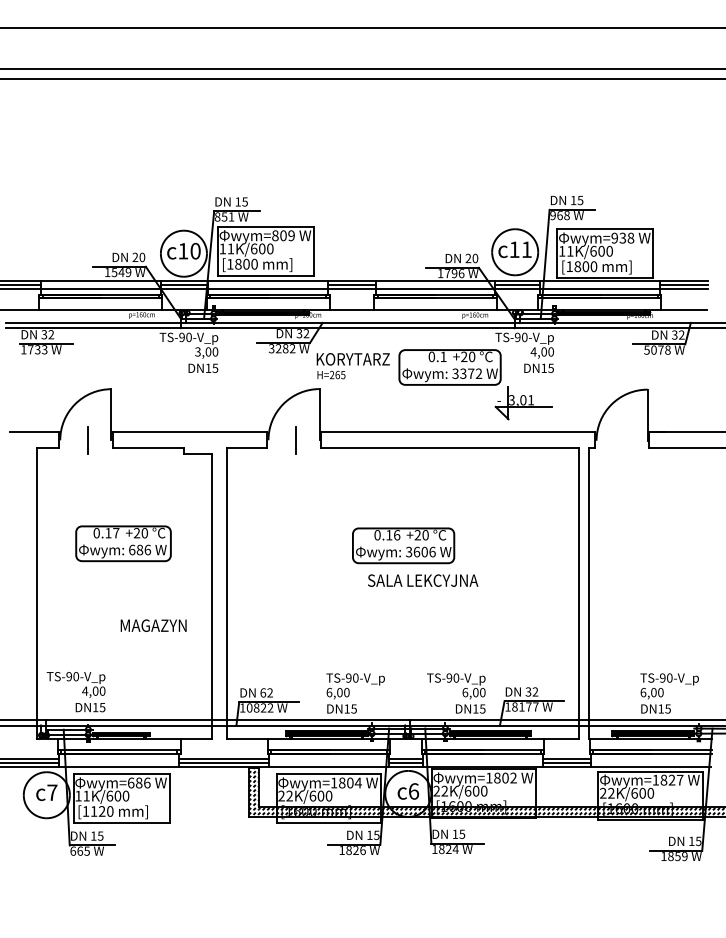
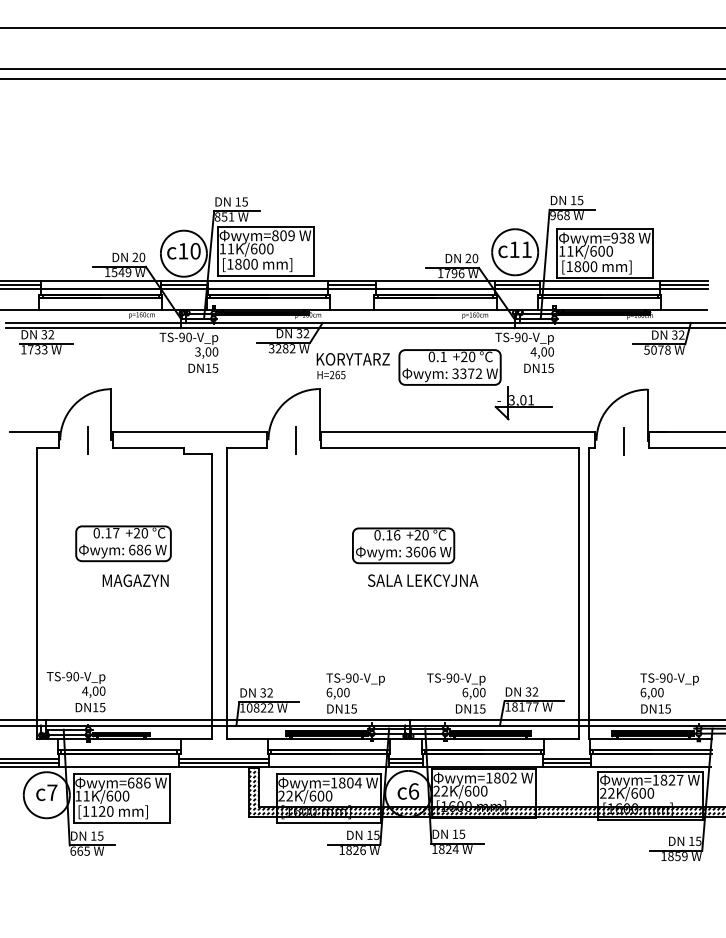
line: none -> present (624, 440)
text position: (153, 625) -> (135, 580) (135, 580)
text: 62 -> 32 (263, 692)
